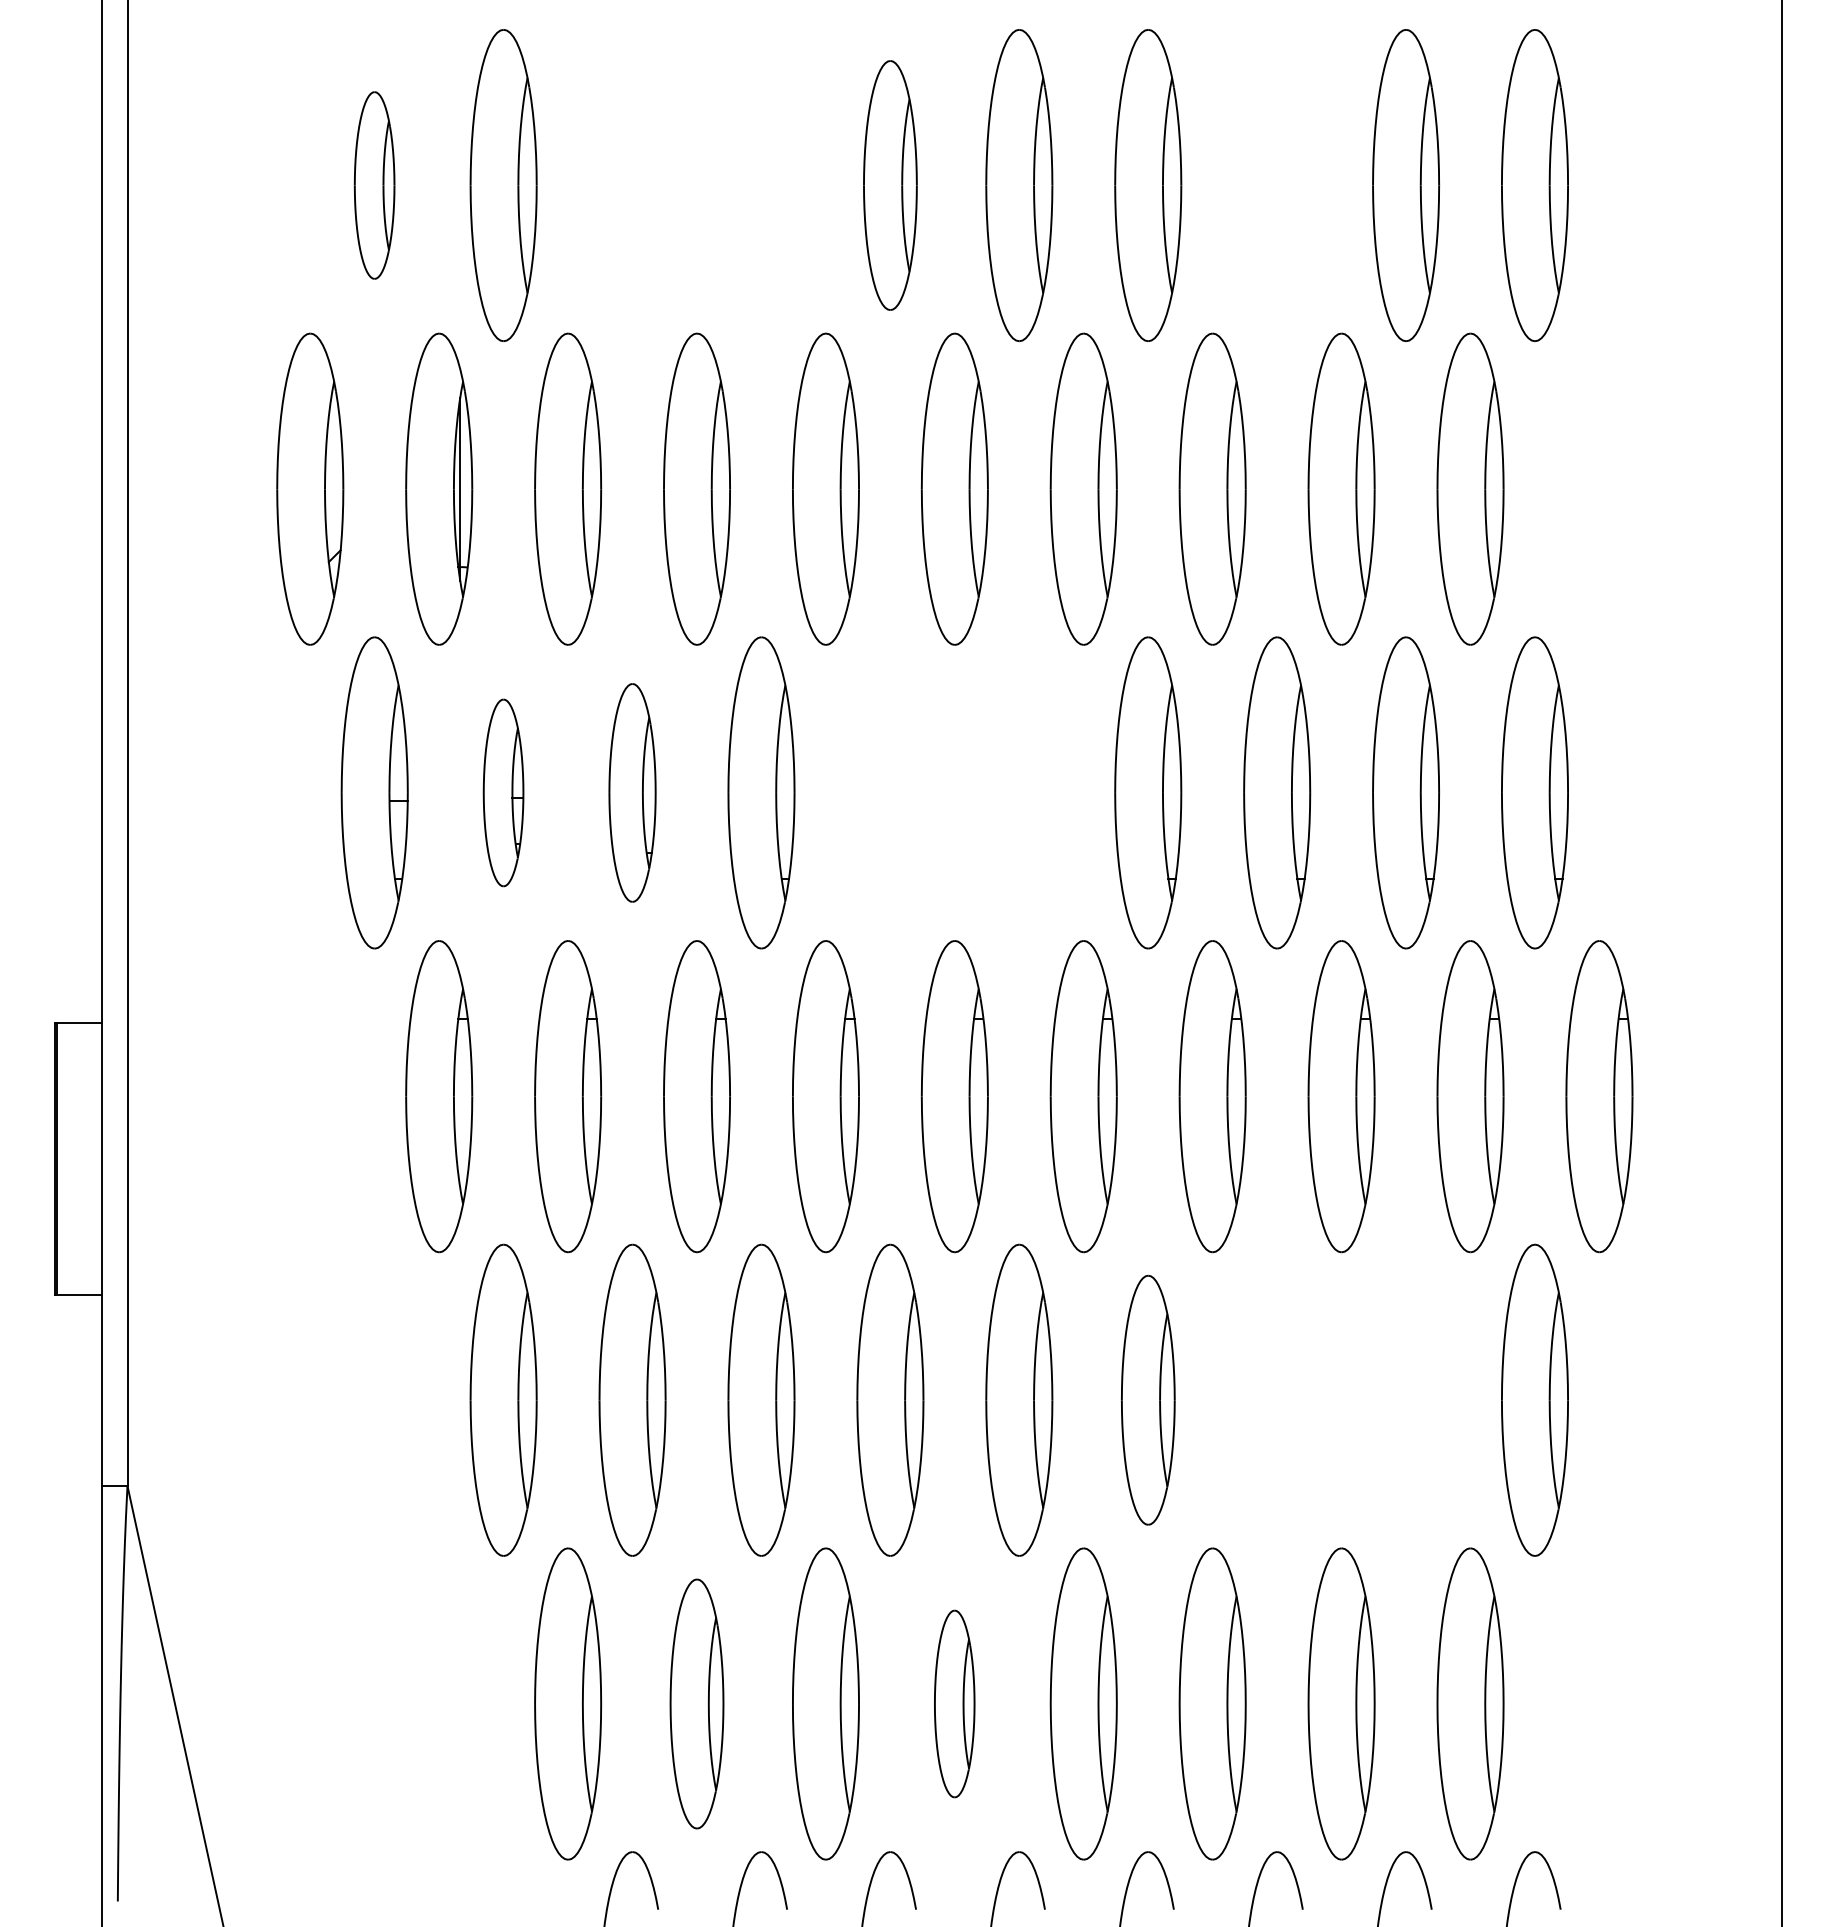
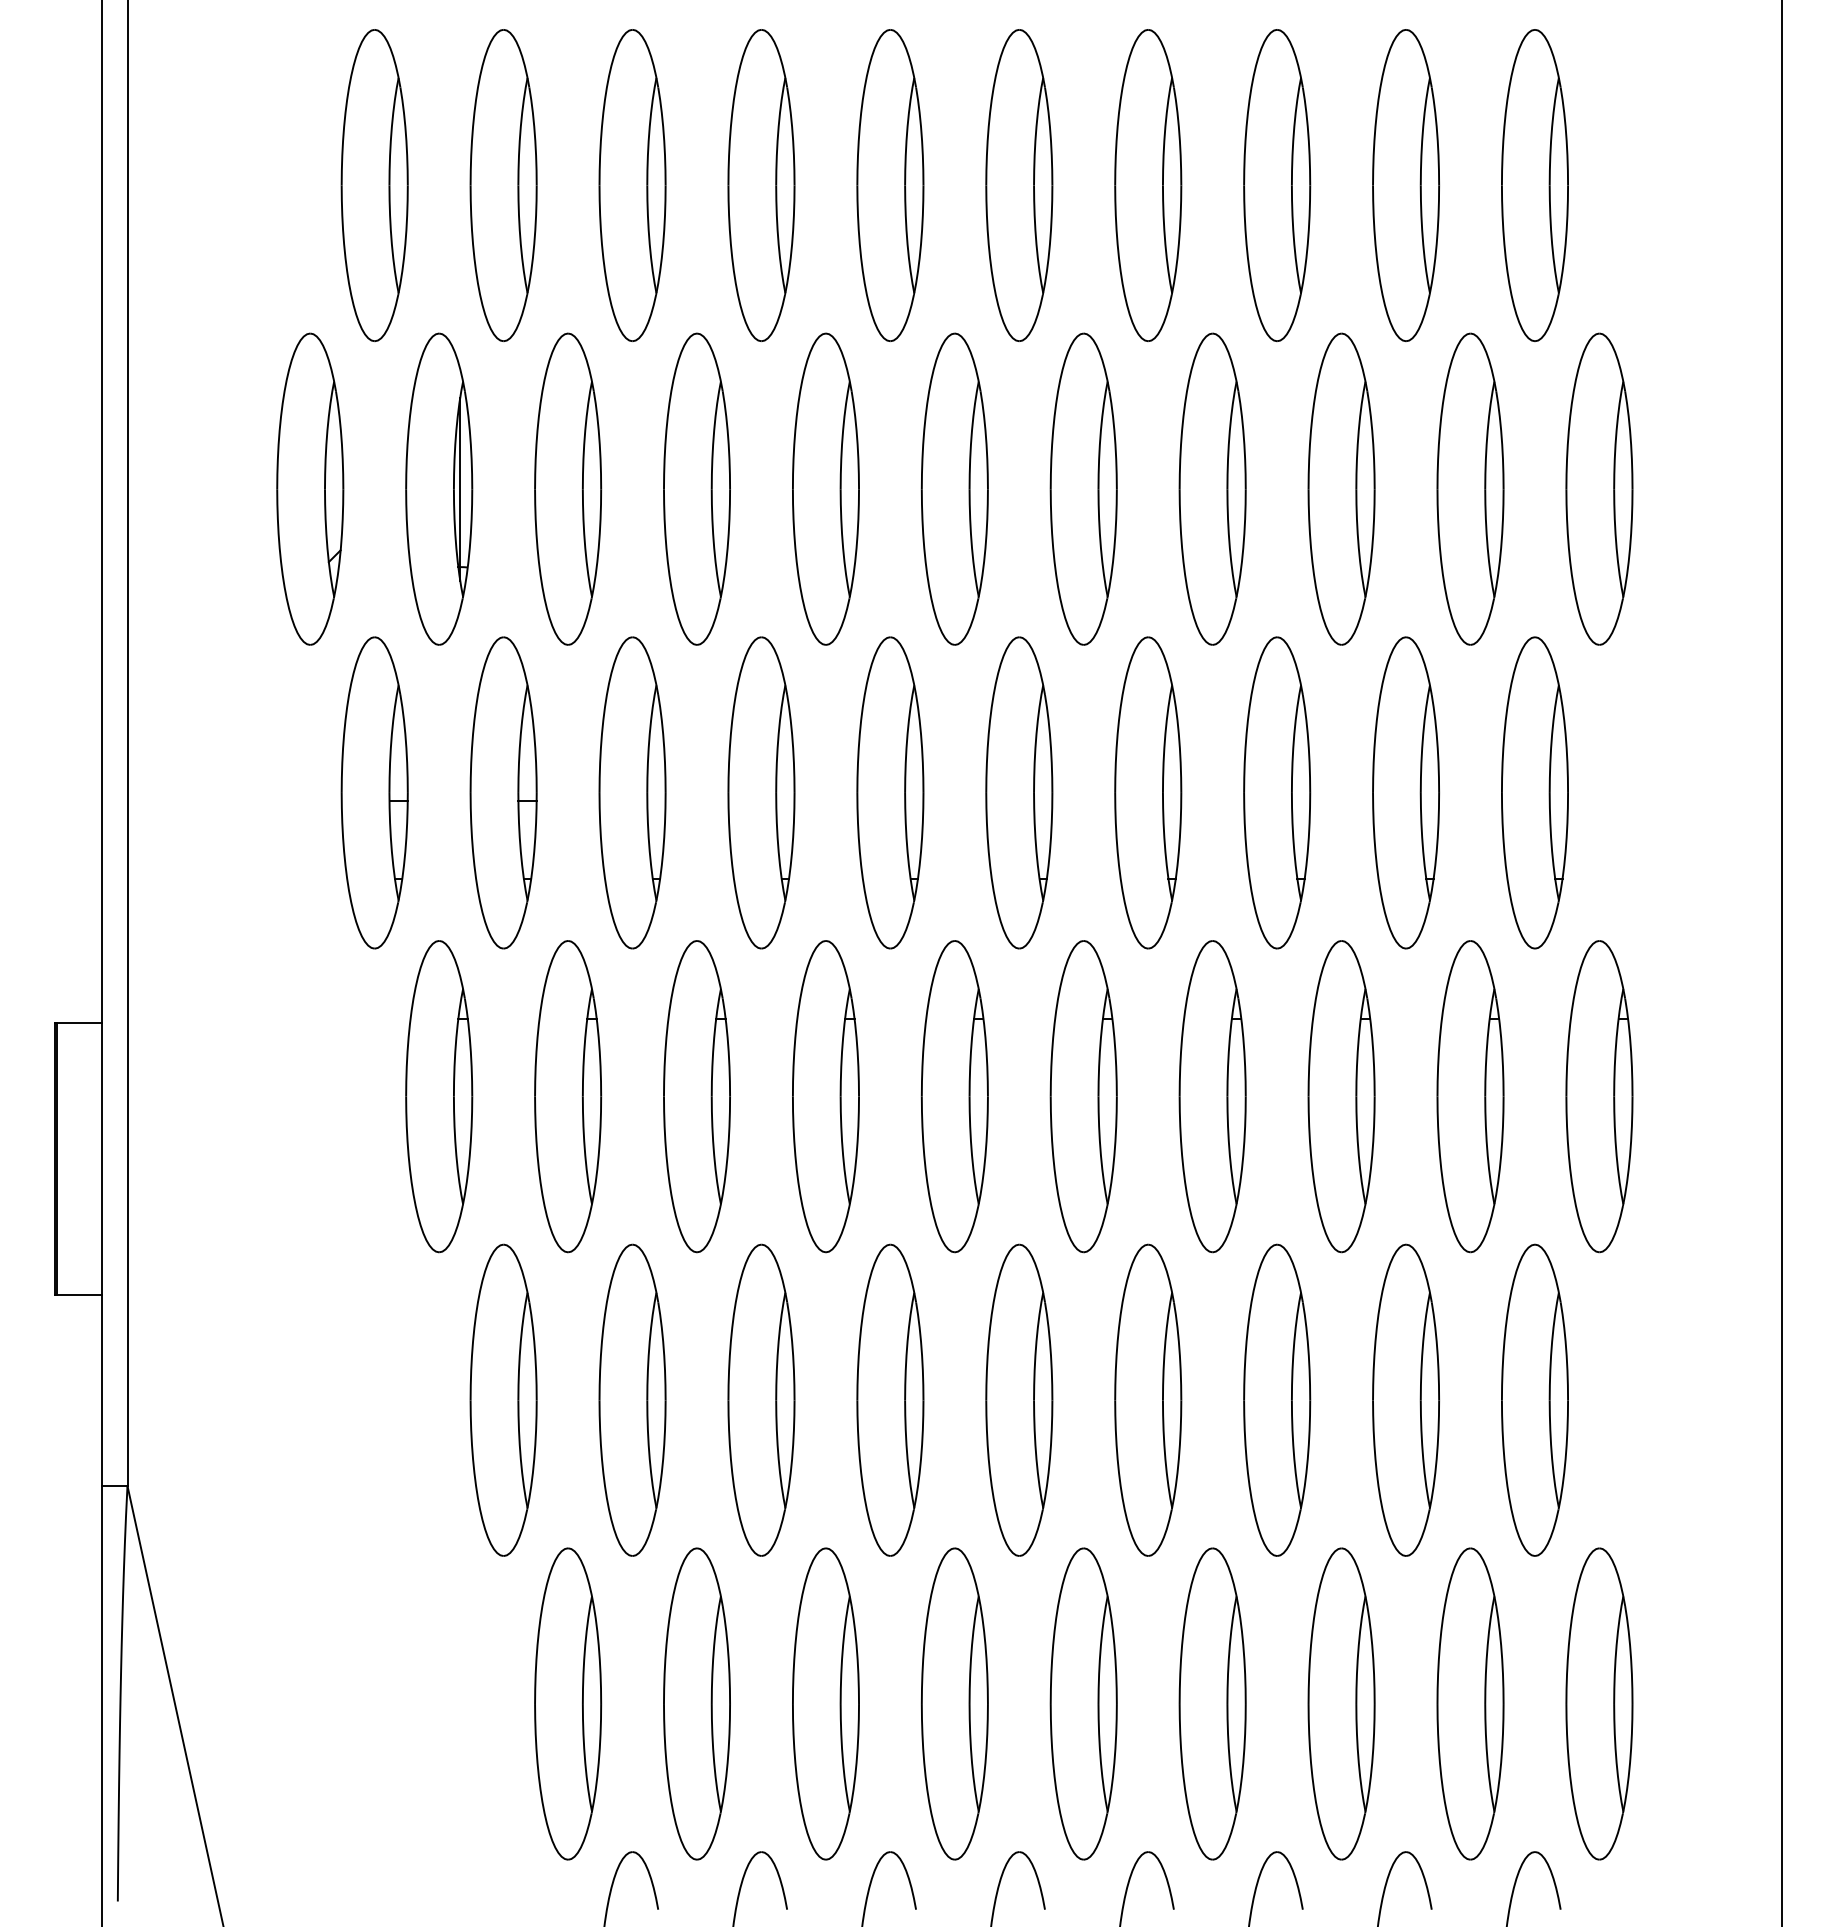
part size: 43x189 px -> 69x313 px (374, 185)
part: none -> present (632, 185)
part: none -> present (761, 185)
part size: 55x251 px -> 69x313 px (890, 185)
part: none -> present (1277, 185)
part: none -> present (1599, 488)
part size: 43x190 px -> 69x314 px (503, 792)
part size: 49x220 px -> 69x314 px (632, 792)
part: none -> present (890, 792)
part: none -> present (1019, 792)
part size: 55x252 px -> 69x314 px (1148, 1399)
part: none -> present (1277, 1399)
part: none -> present (1405, 1399)
part size: 56x252 px -> 68x314 px (696, 1703)
part size: 42x190 px -> 69x314 px (954, 1703)
part: none -> present (1599, 1703)
